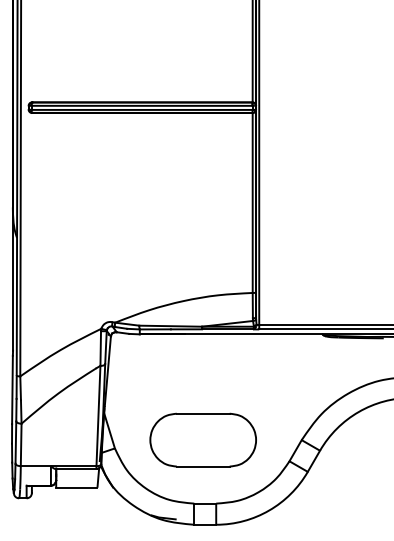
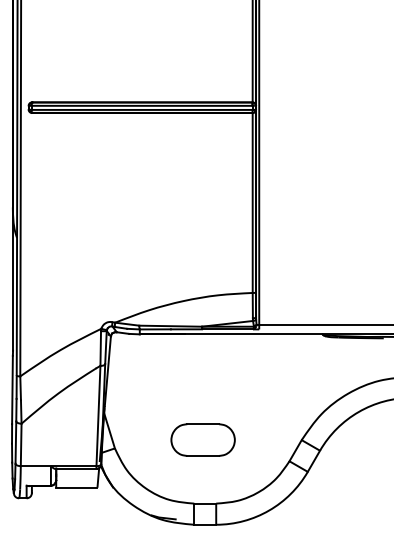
line: present -> none (324, 329)
part size: 108x56 px -> 66x34 px (202, 439)
